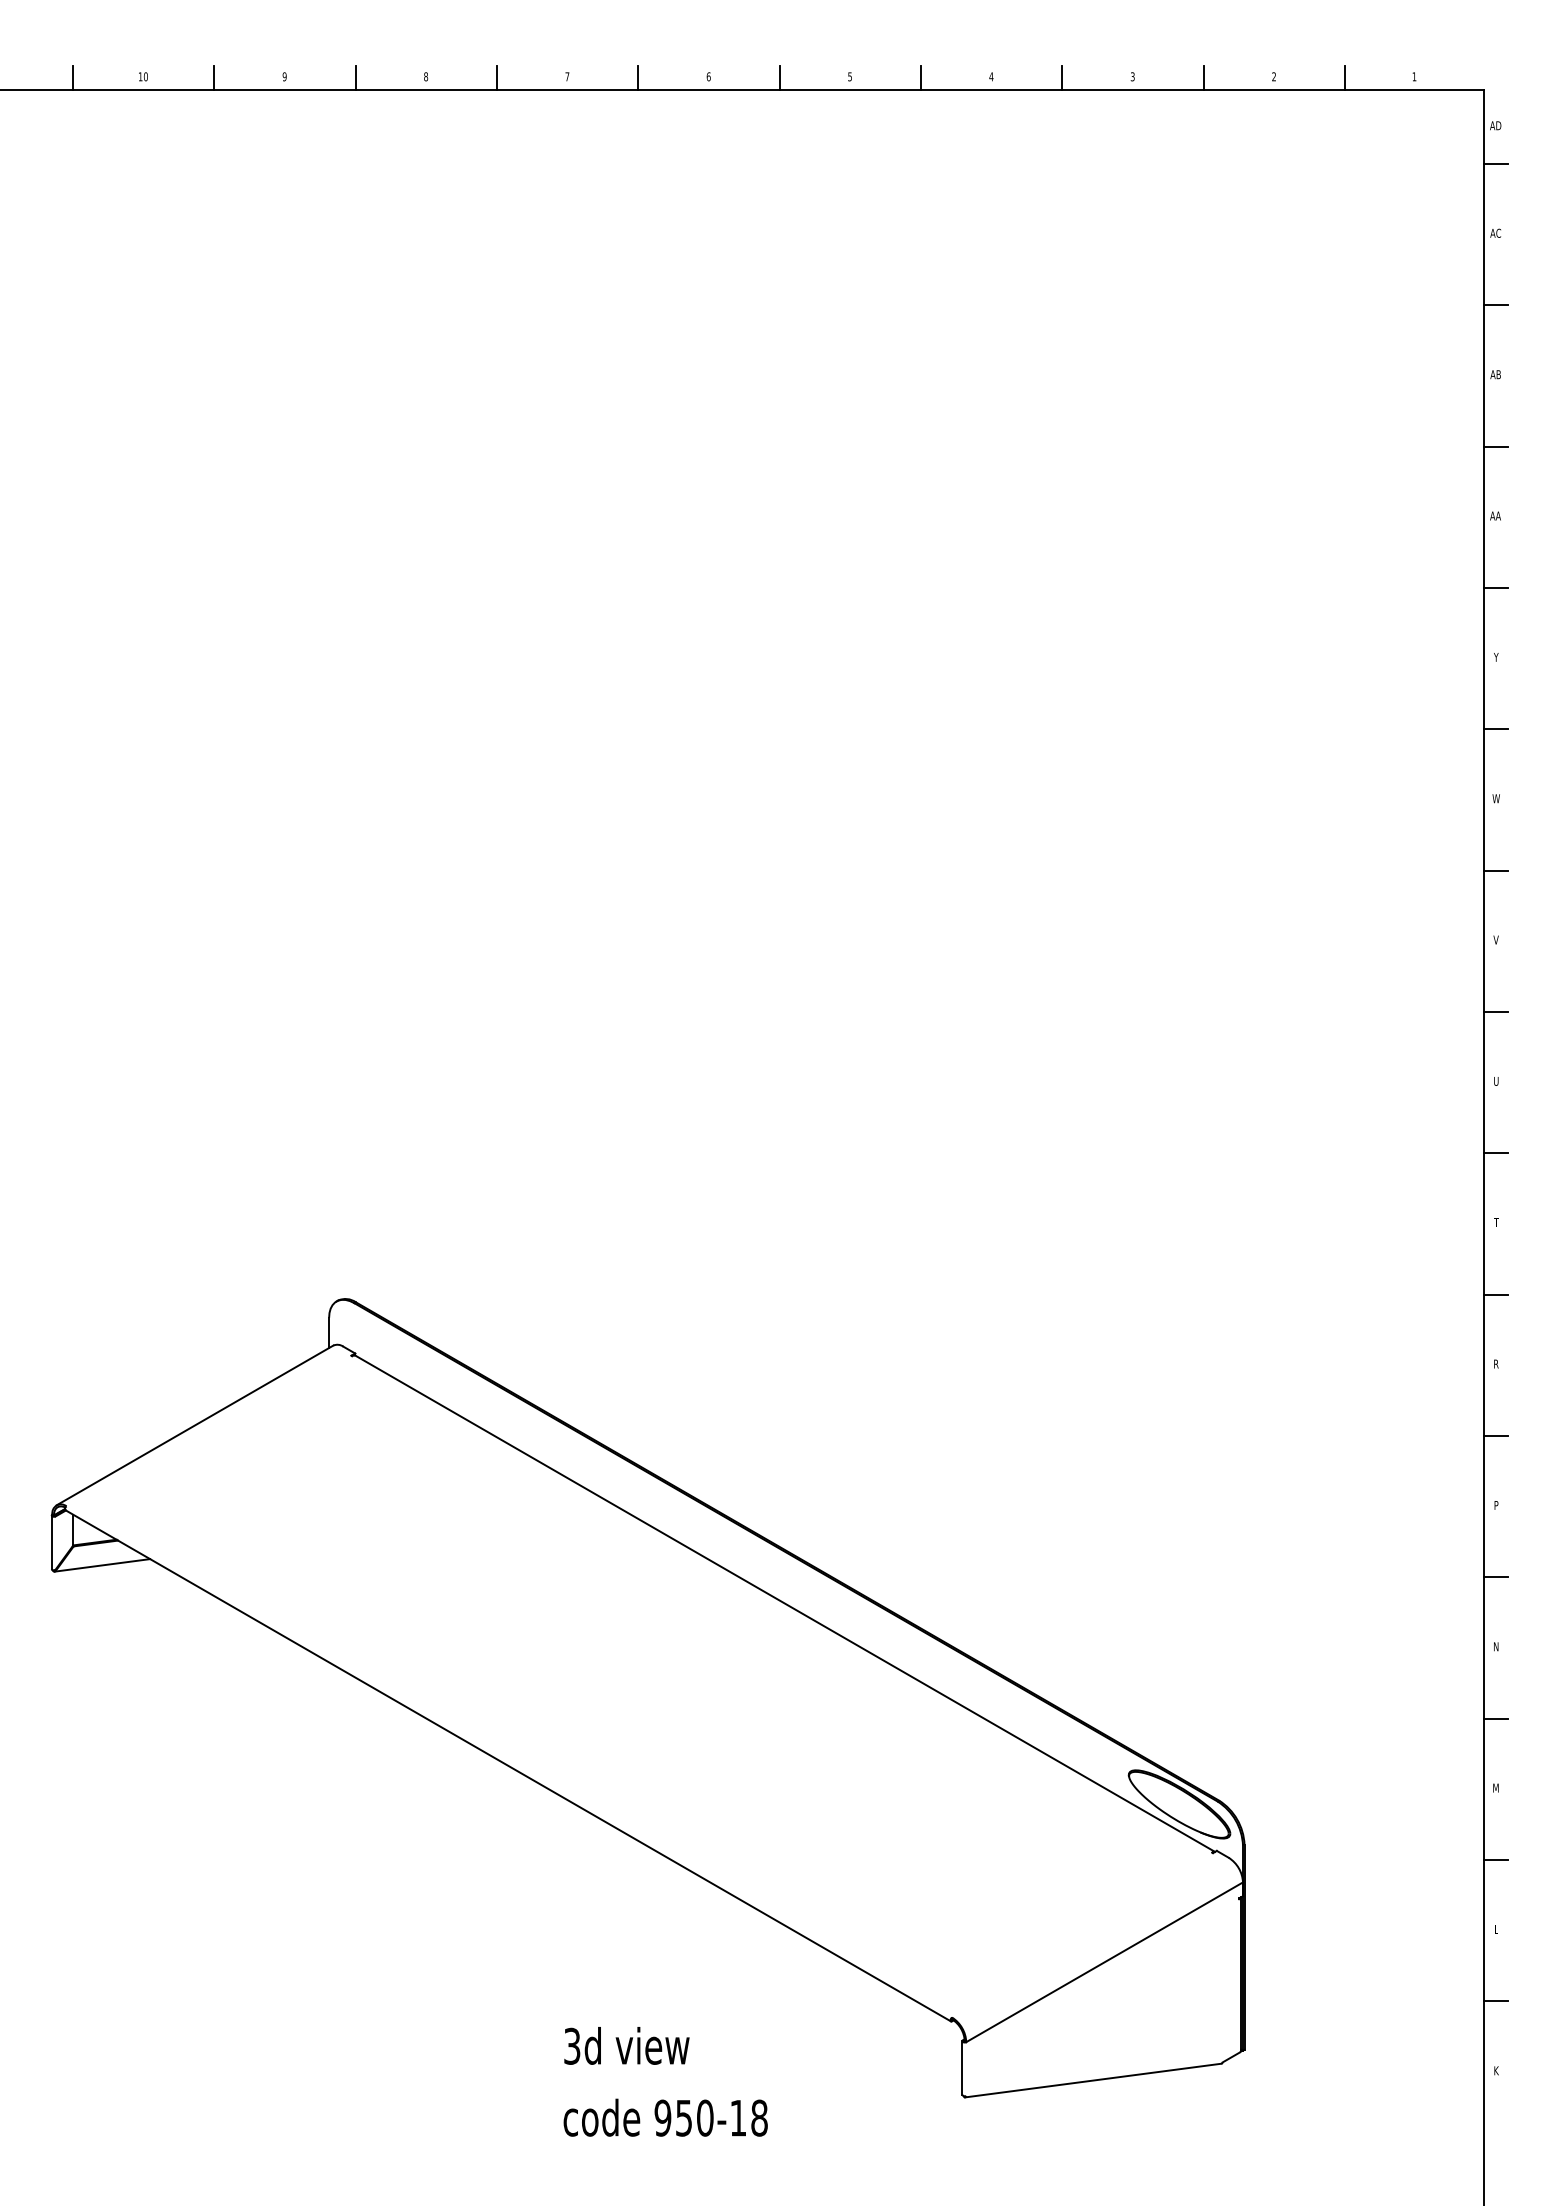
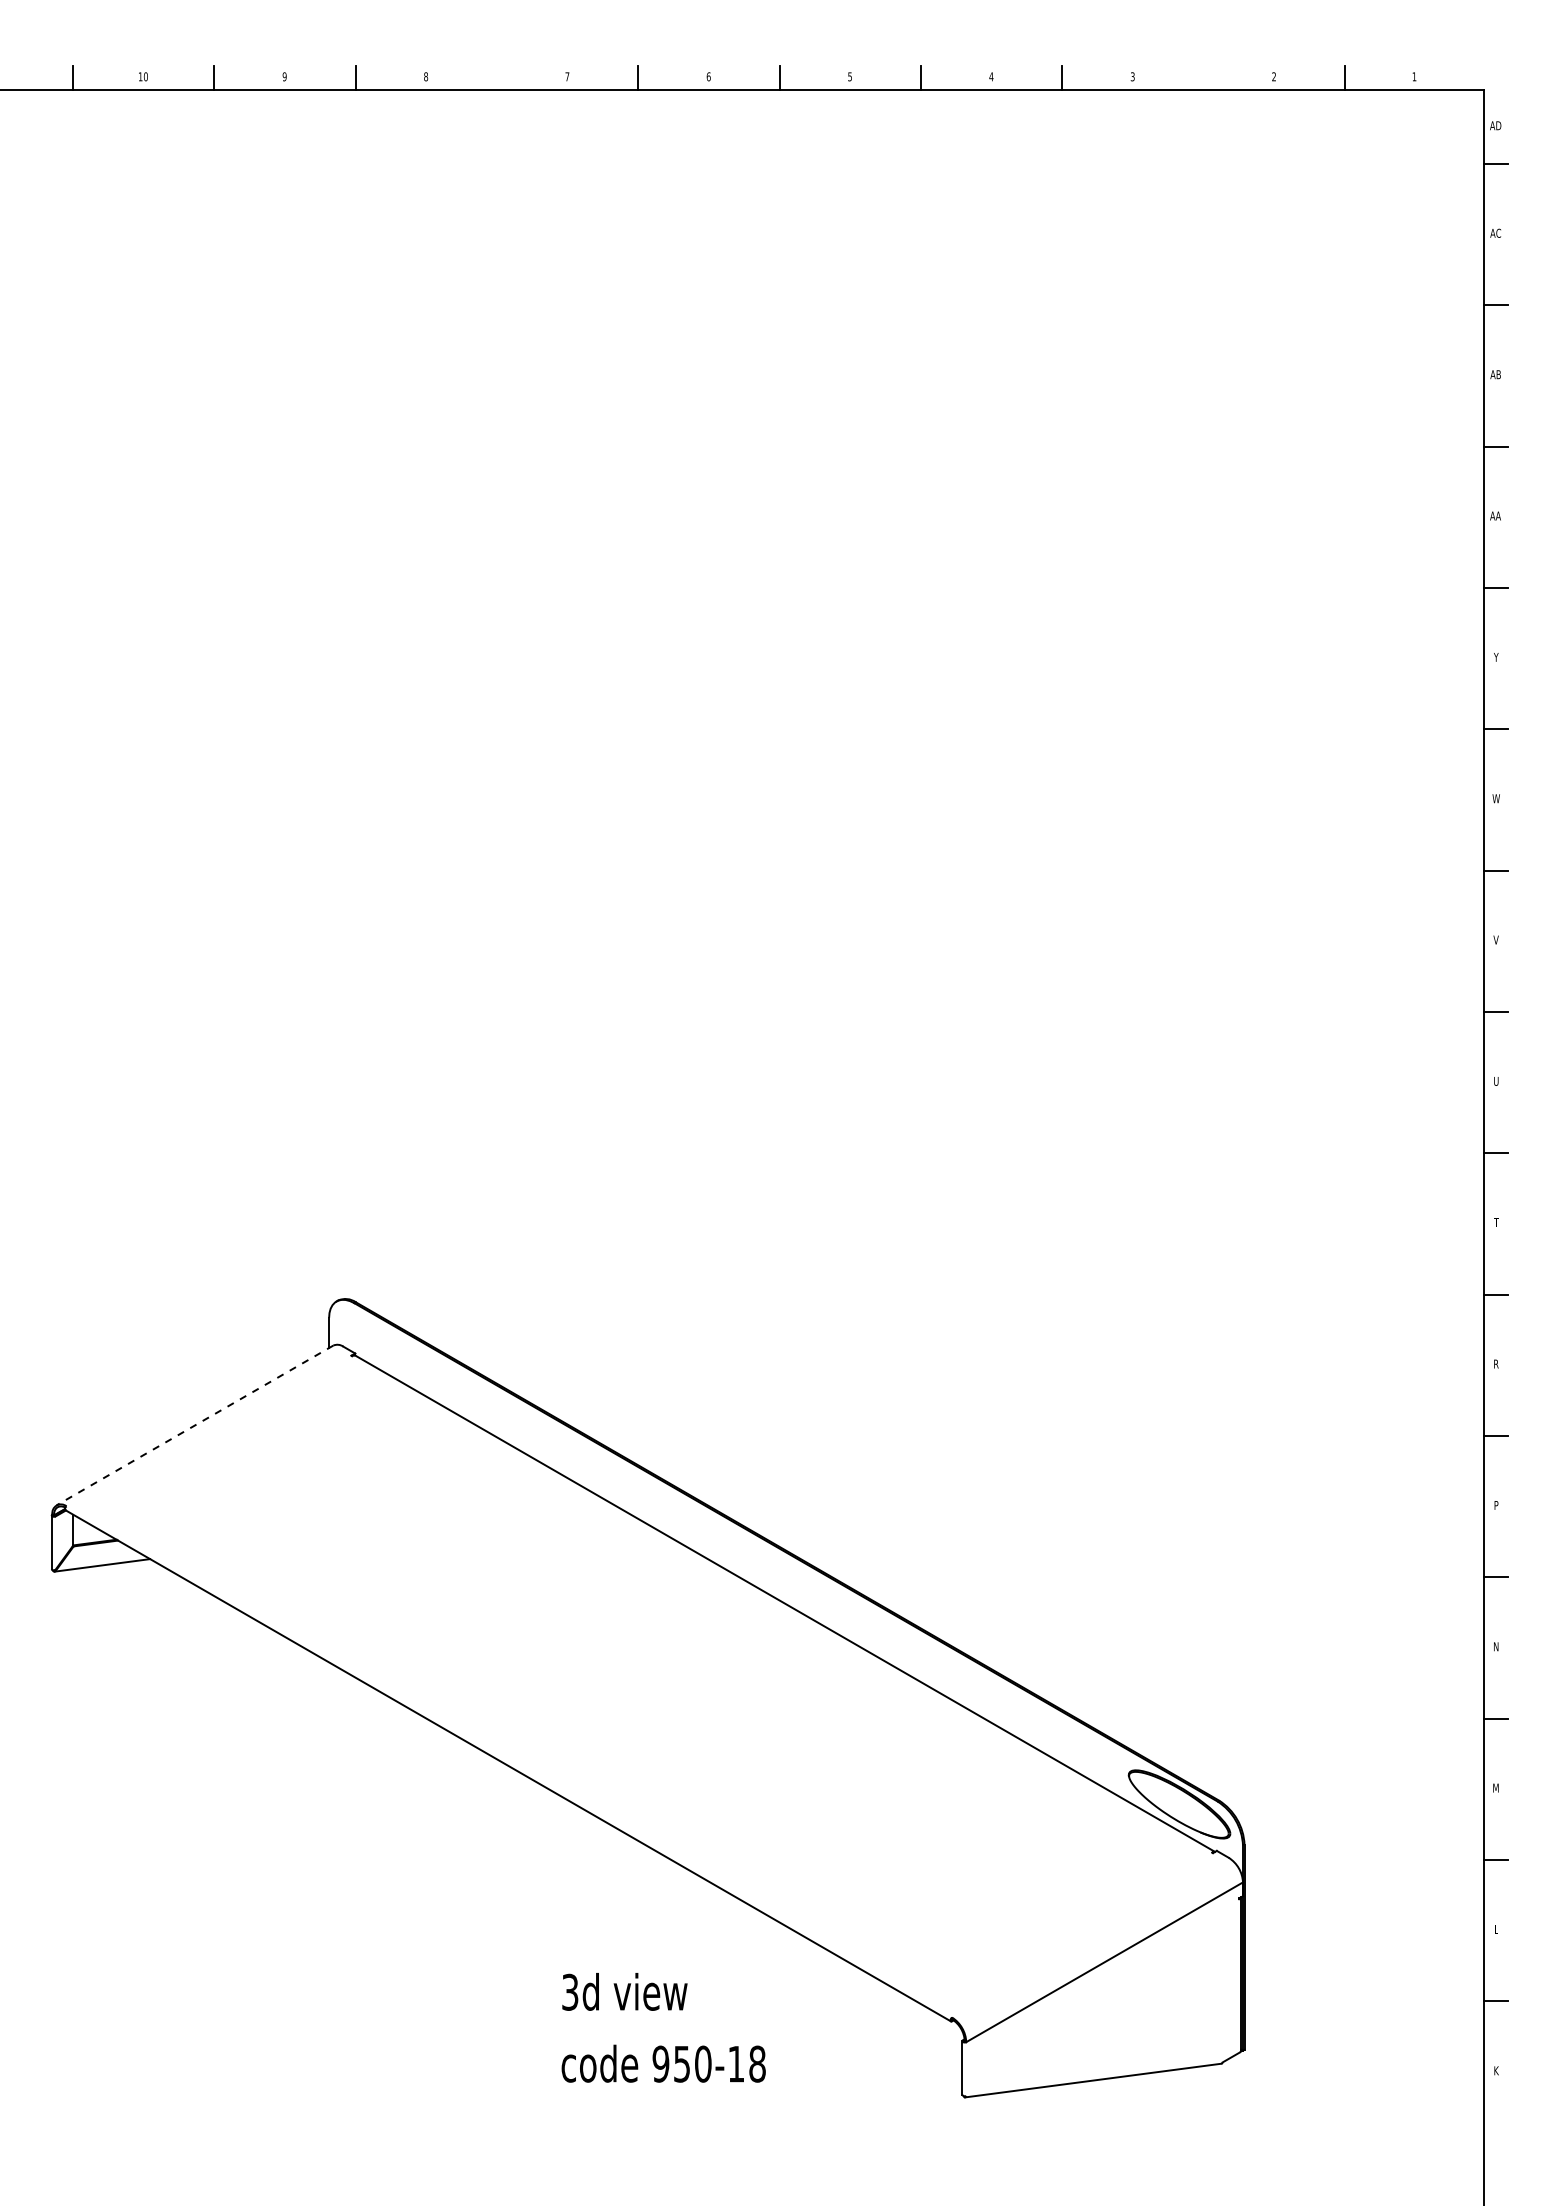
line: present -> none (496, 78)
line: present -> none (1203, 78)
line: solid -> dashed (194, 1425)
text position: (665, 2081) -> (663, 2027) (663, 2027)
